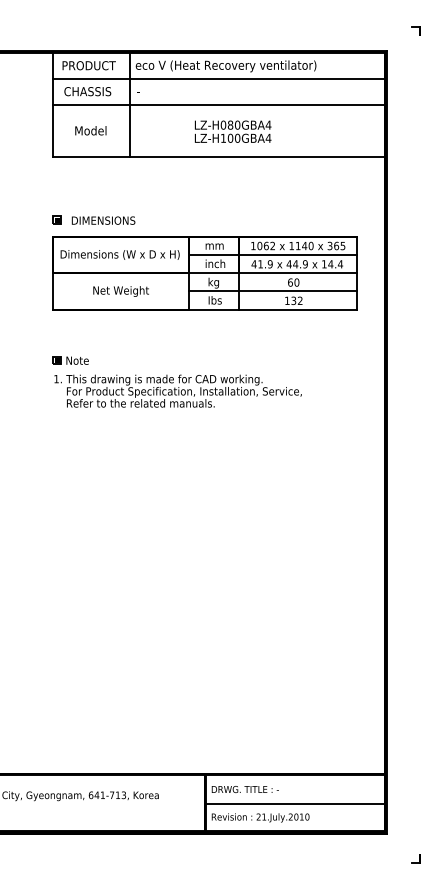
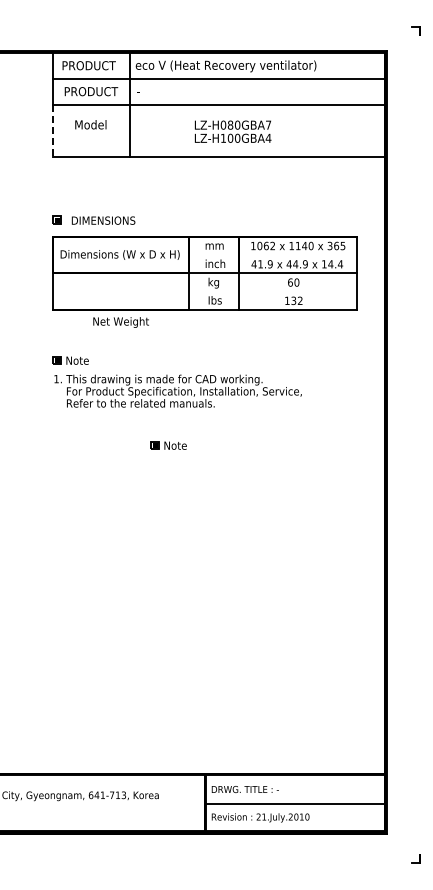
text: CHASSIS -> PRODUCT (91, 91)
text: LZ-H080GBA4 -> LZ-H080GBA7 (268, 124)
text position: (90, 130) -> (90, 124) (90, 124)
line: solid -> dashed (53, 131)
line: present -> none (273, 254)
text position: (120, 291) -> (120, 322) (120, 322)
line: present -> none (273, 291)
part: none -> present (168, 445)
